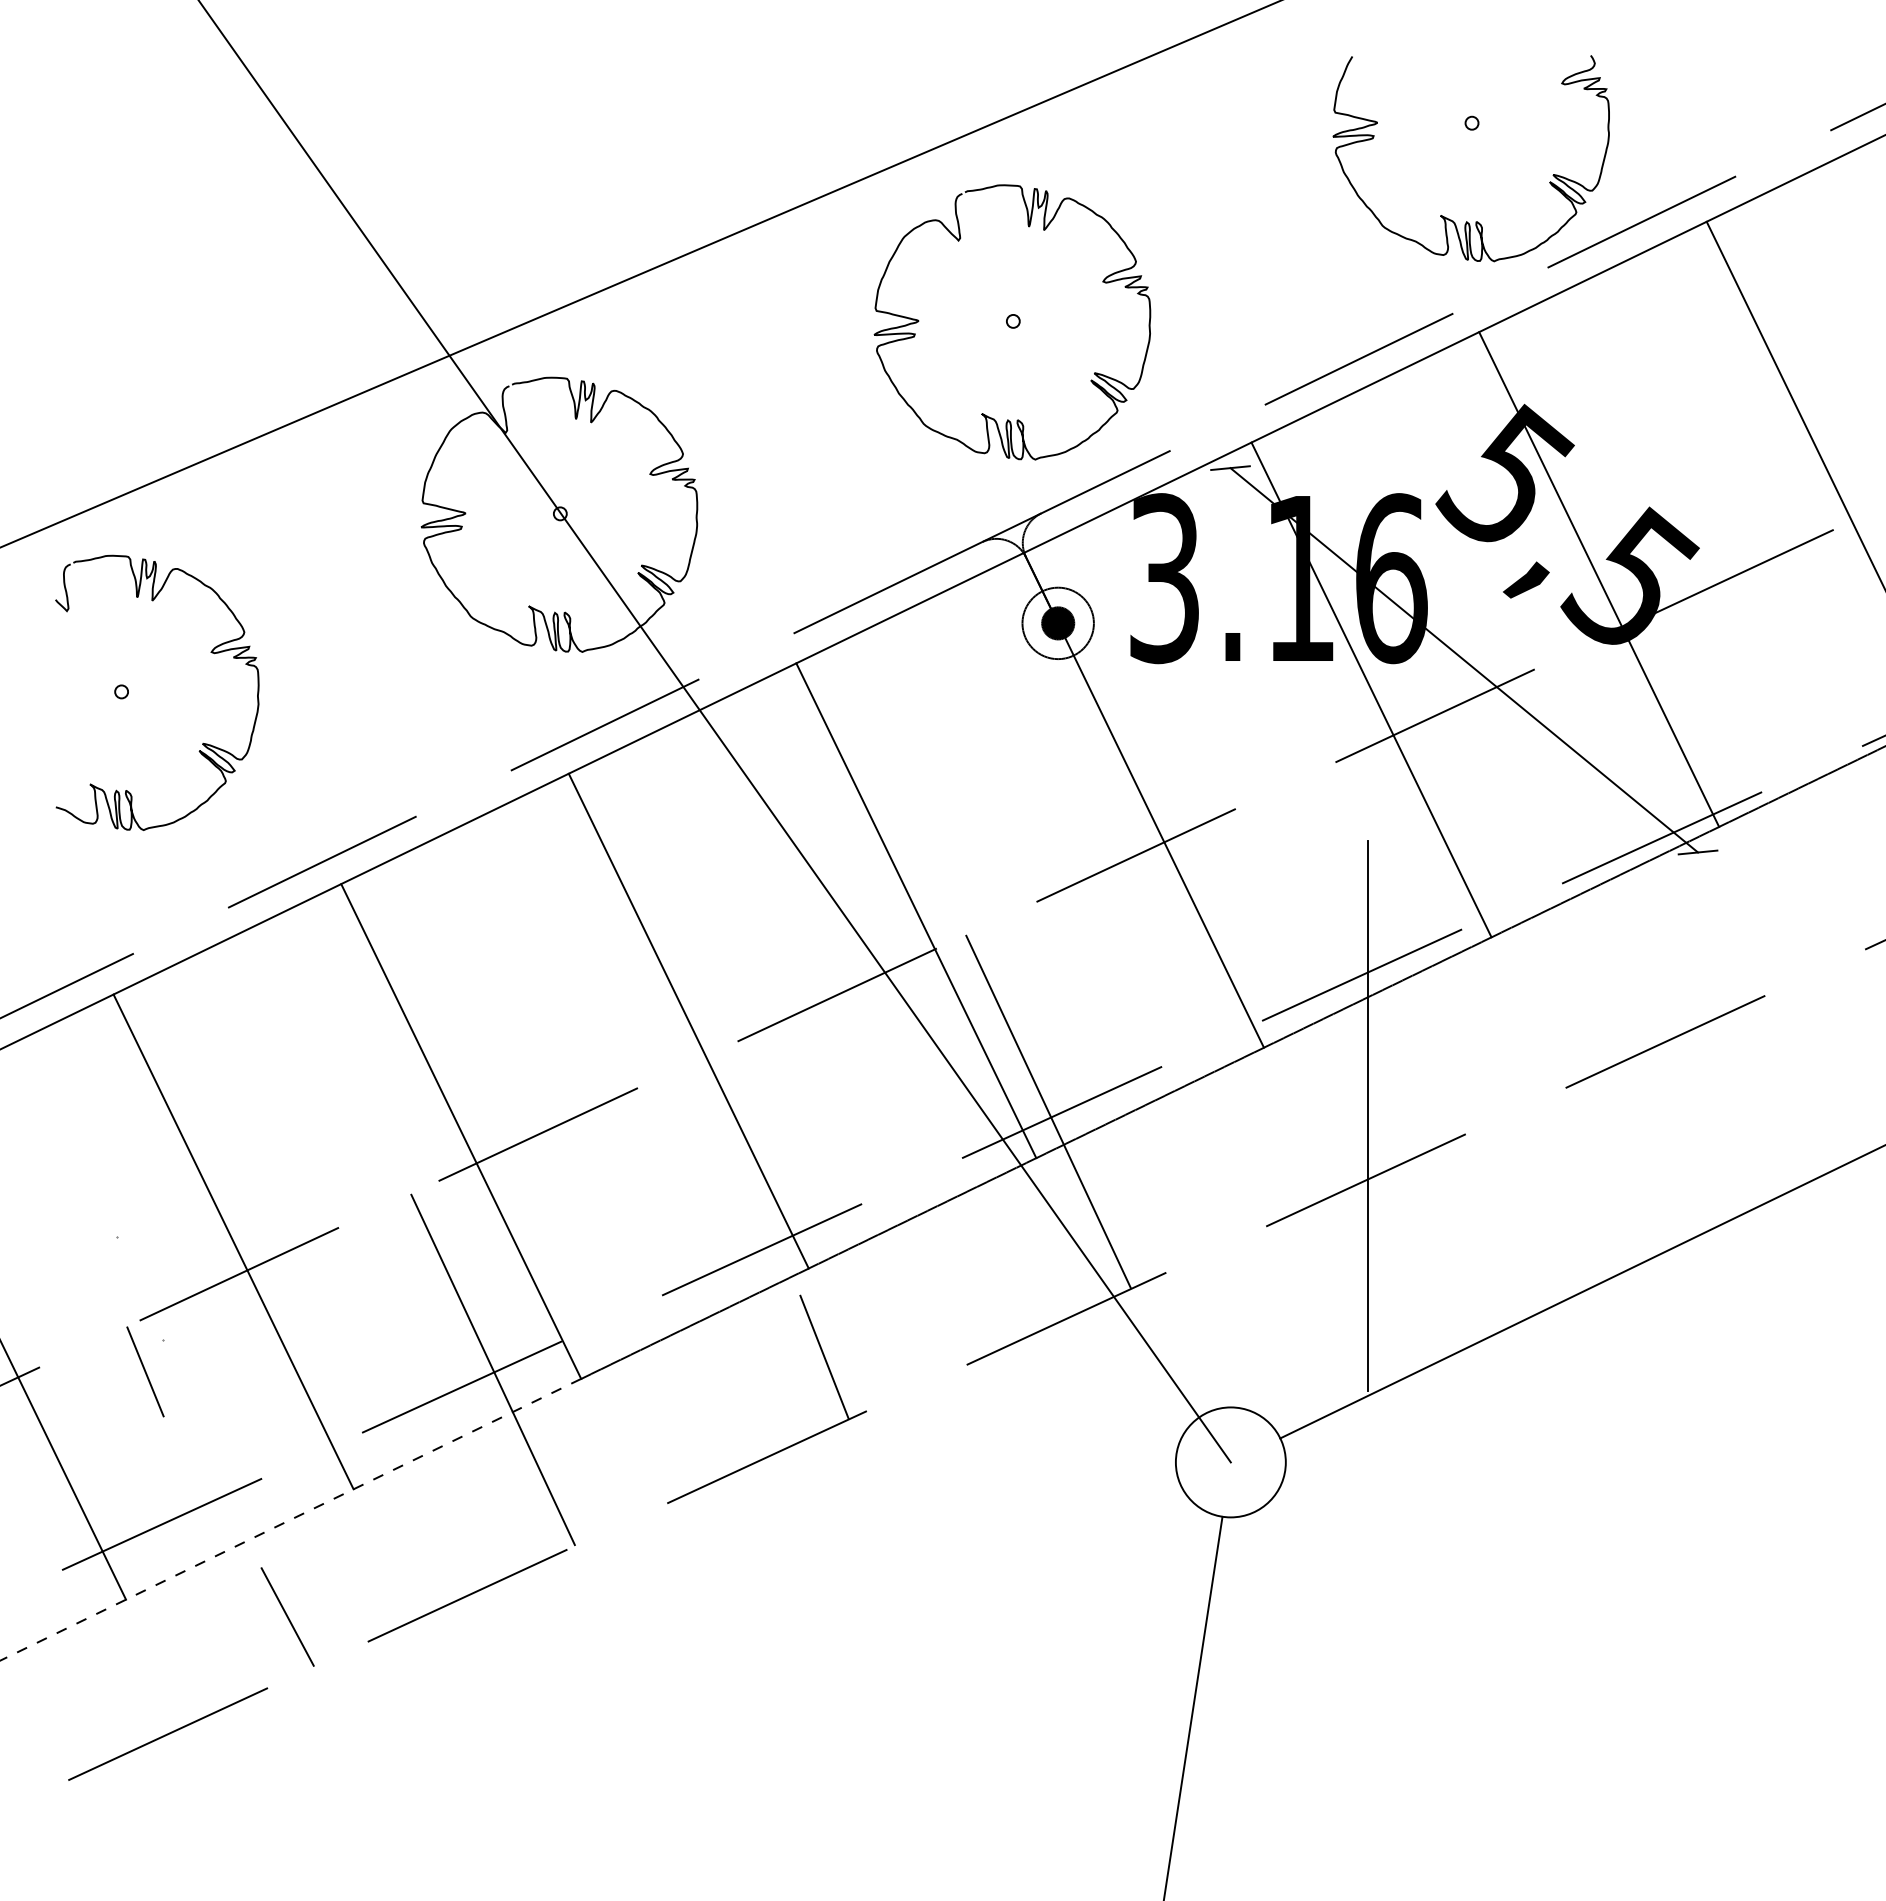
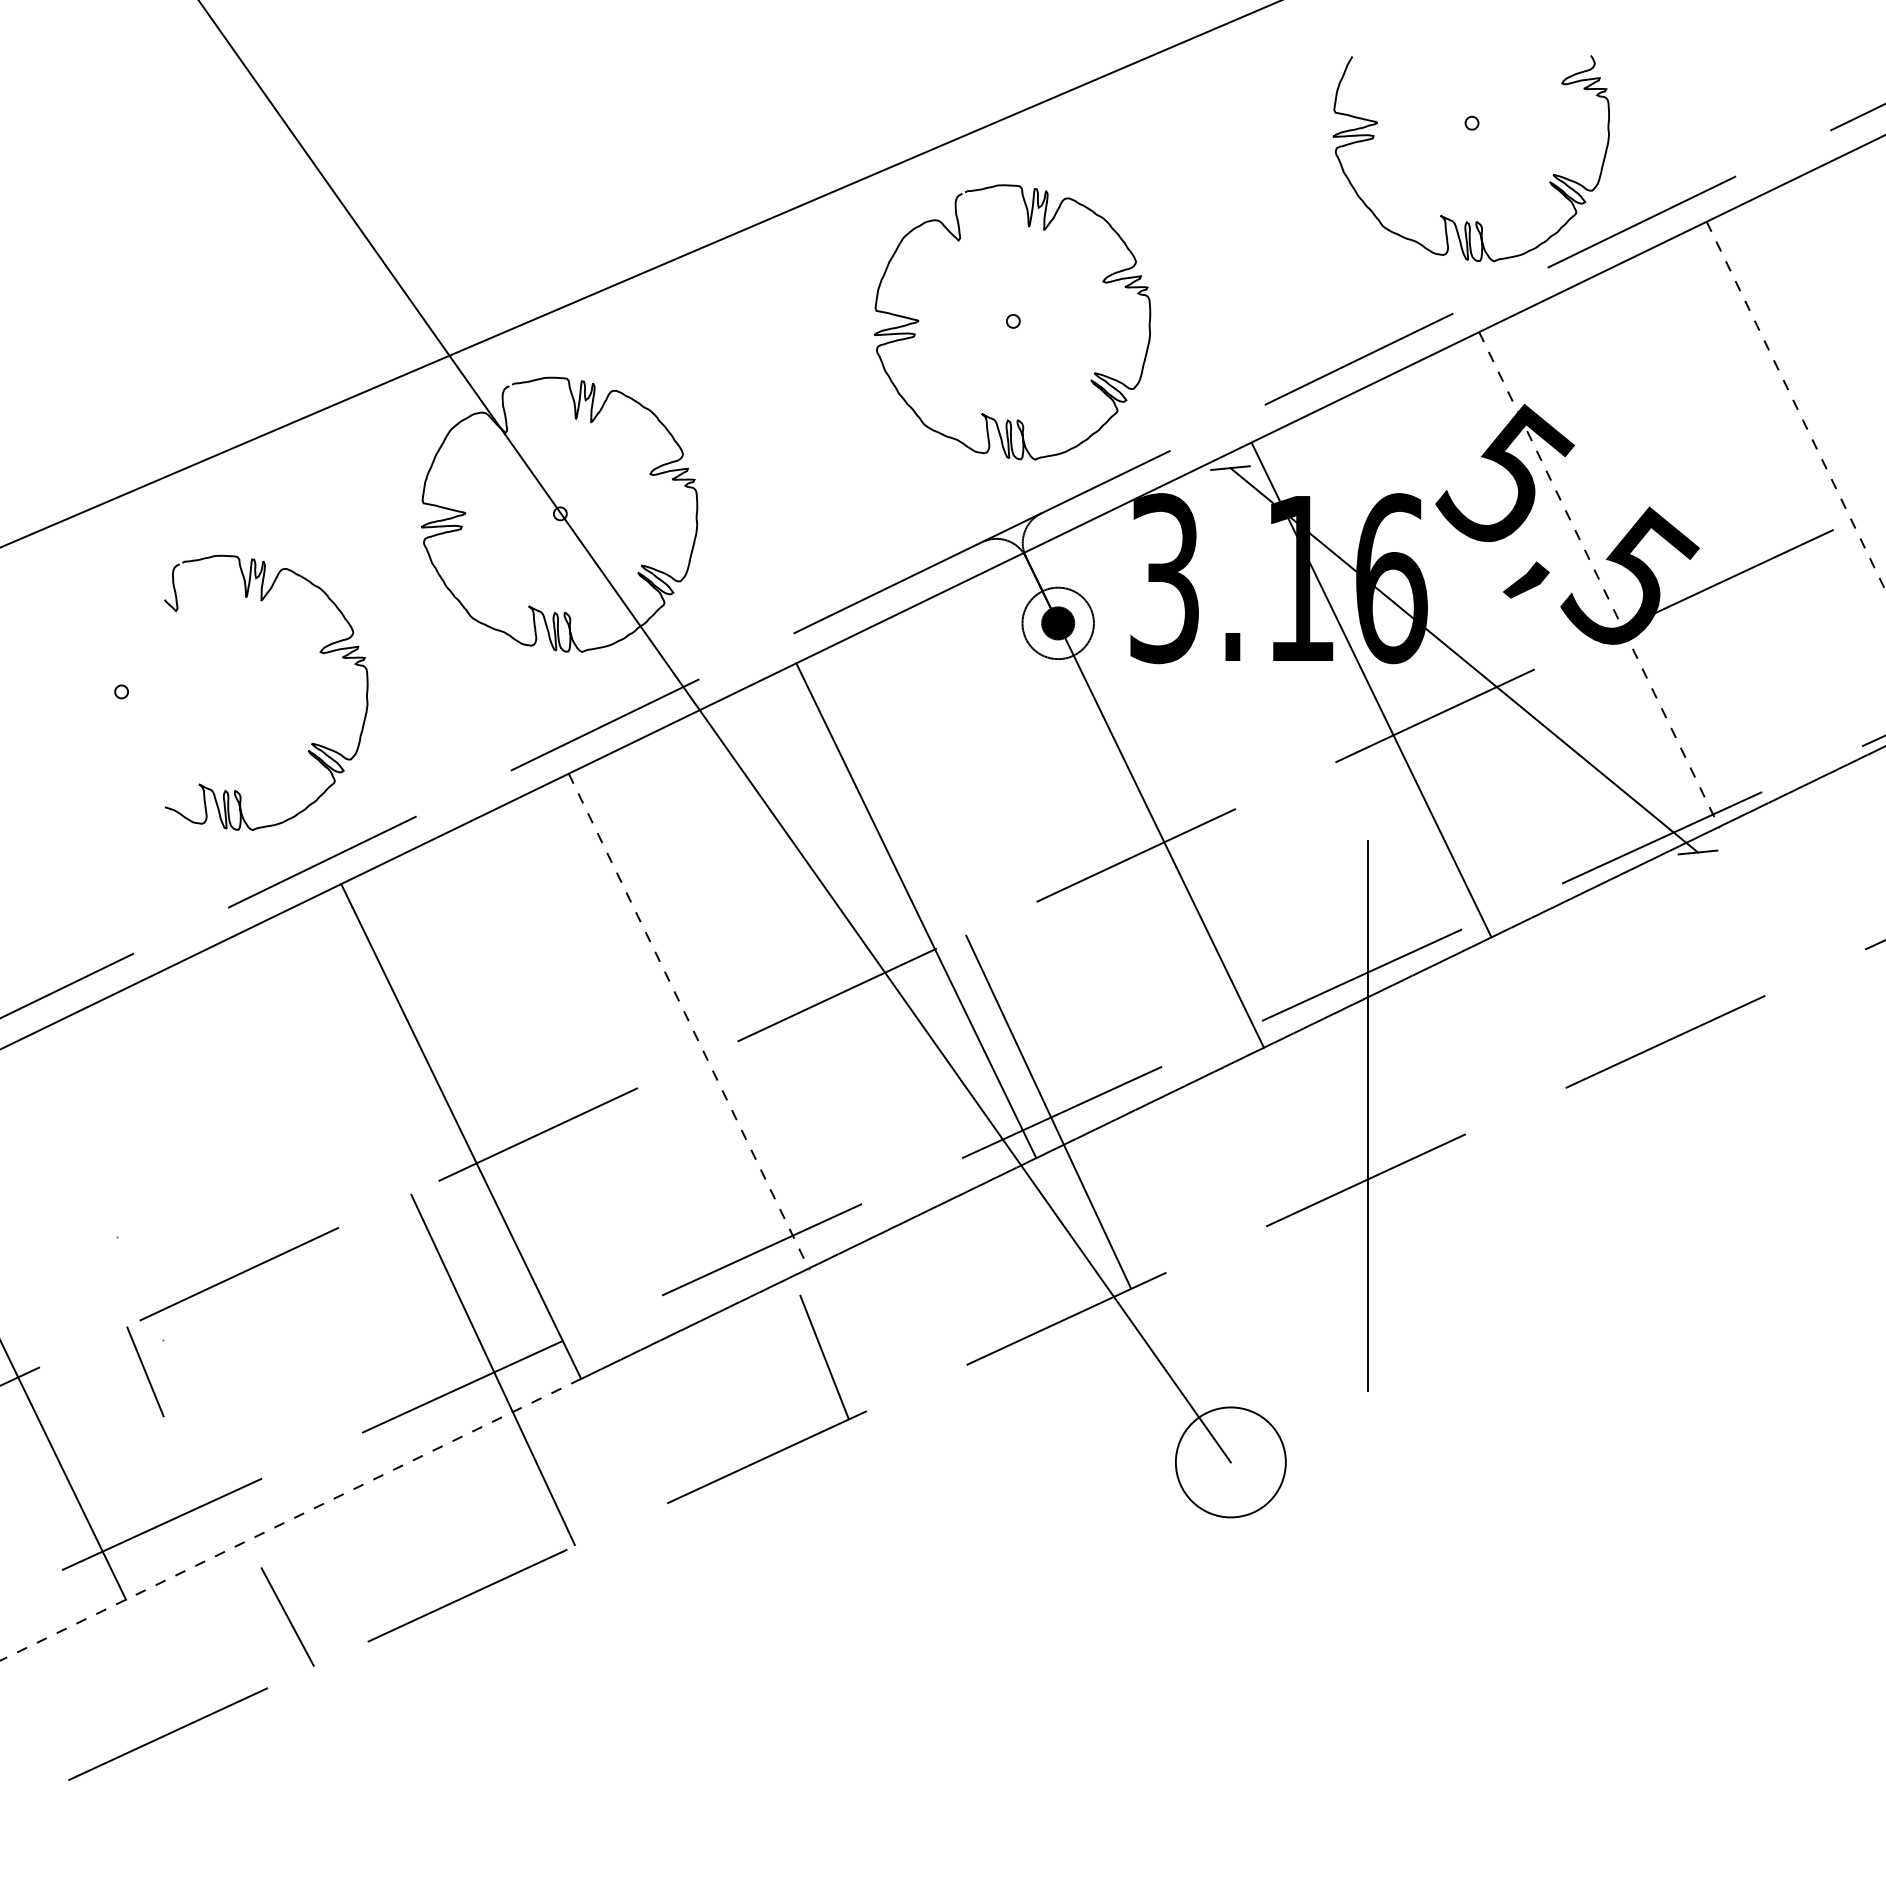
line: solid -> dashed (1796, 406)
line: solid -> dashed (1599, 579)
part position: (210, 652) -> (319, 652) (319, 652)
line: solid -> dashed (688, 1021)
line: present -> none (233, 1241)
line: present -> none (1581, 1292)
line: present -> none (1193, 1706)
